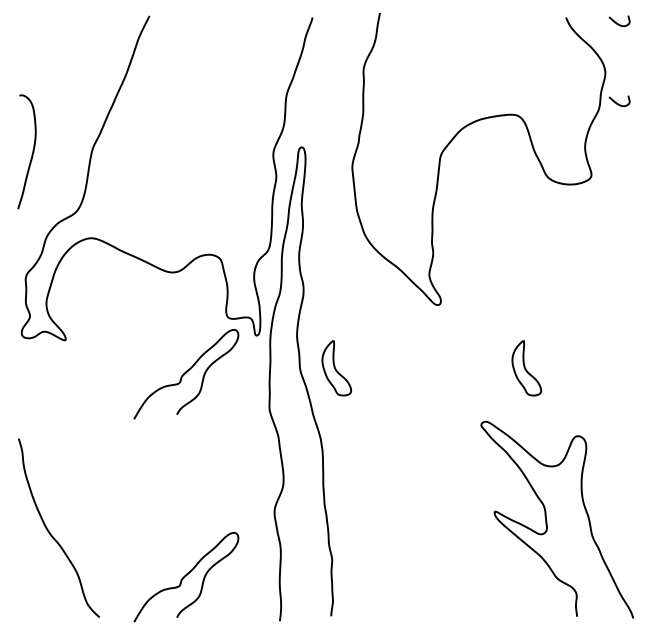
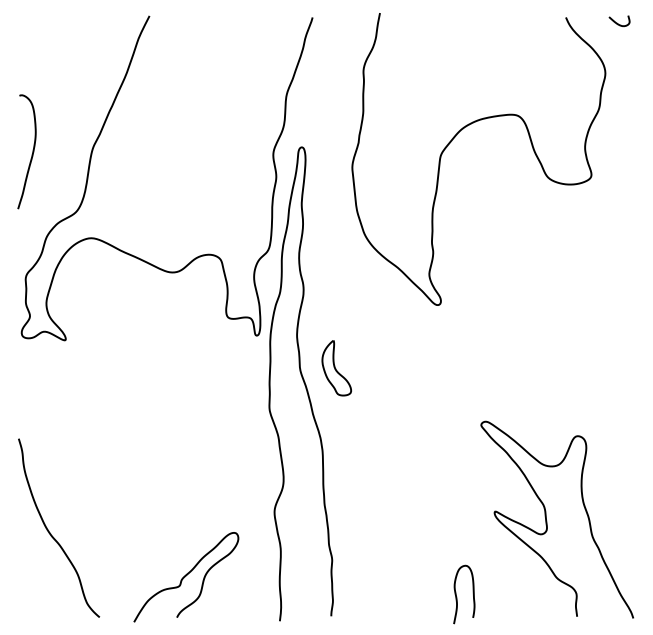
curve: present -> none (617, 102)
part: present -> none (526, 368)
curve: present -> none (186, 373)
curve: none -> present (457, 597)
